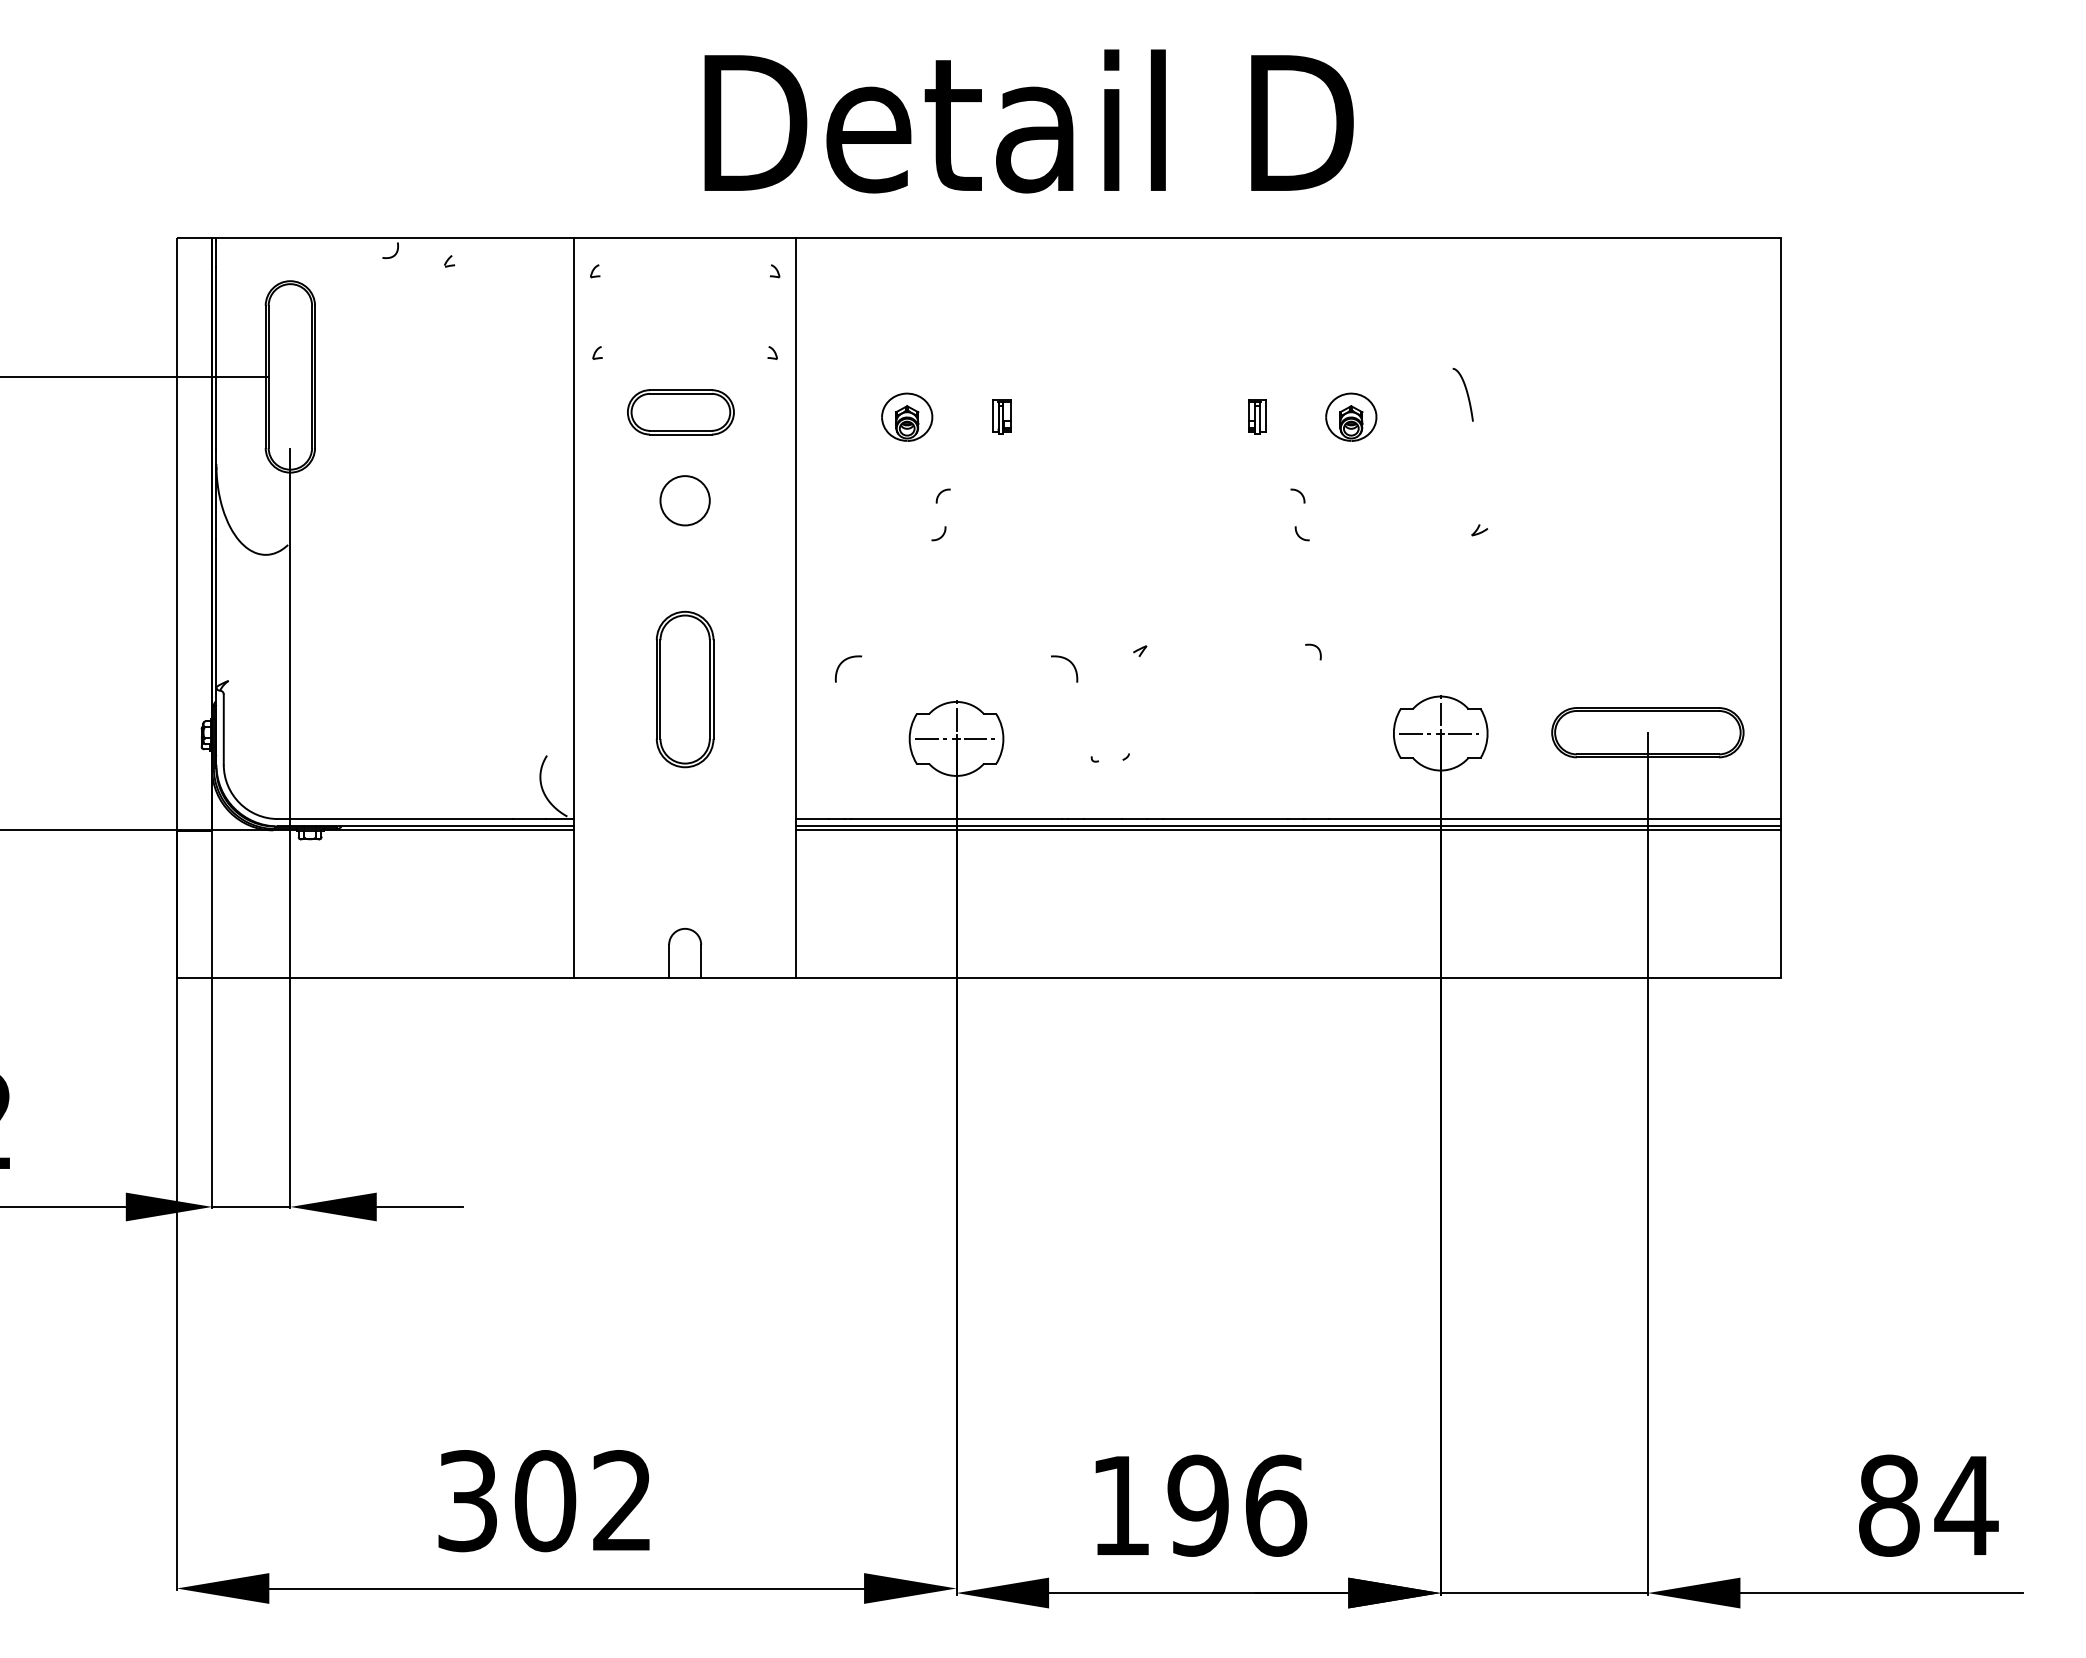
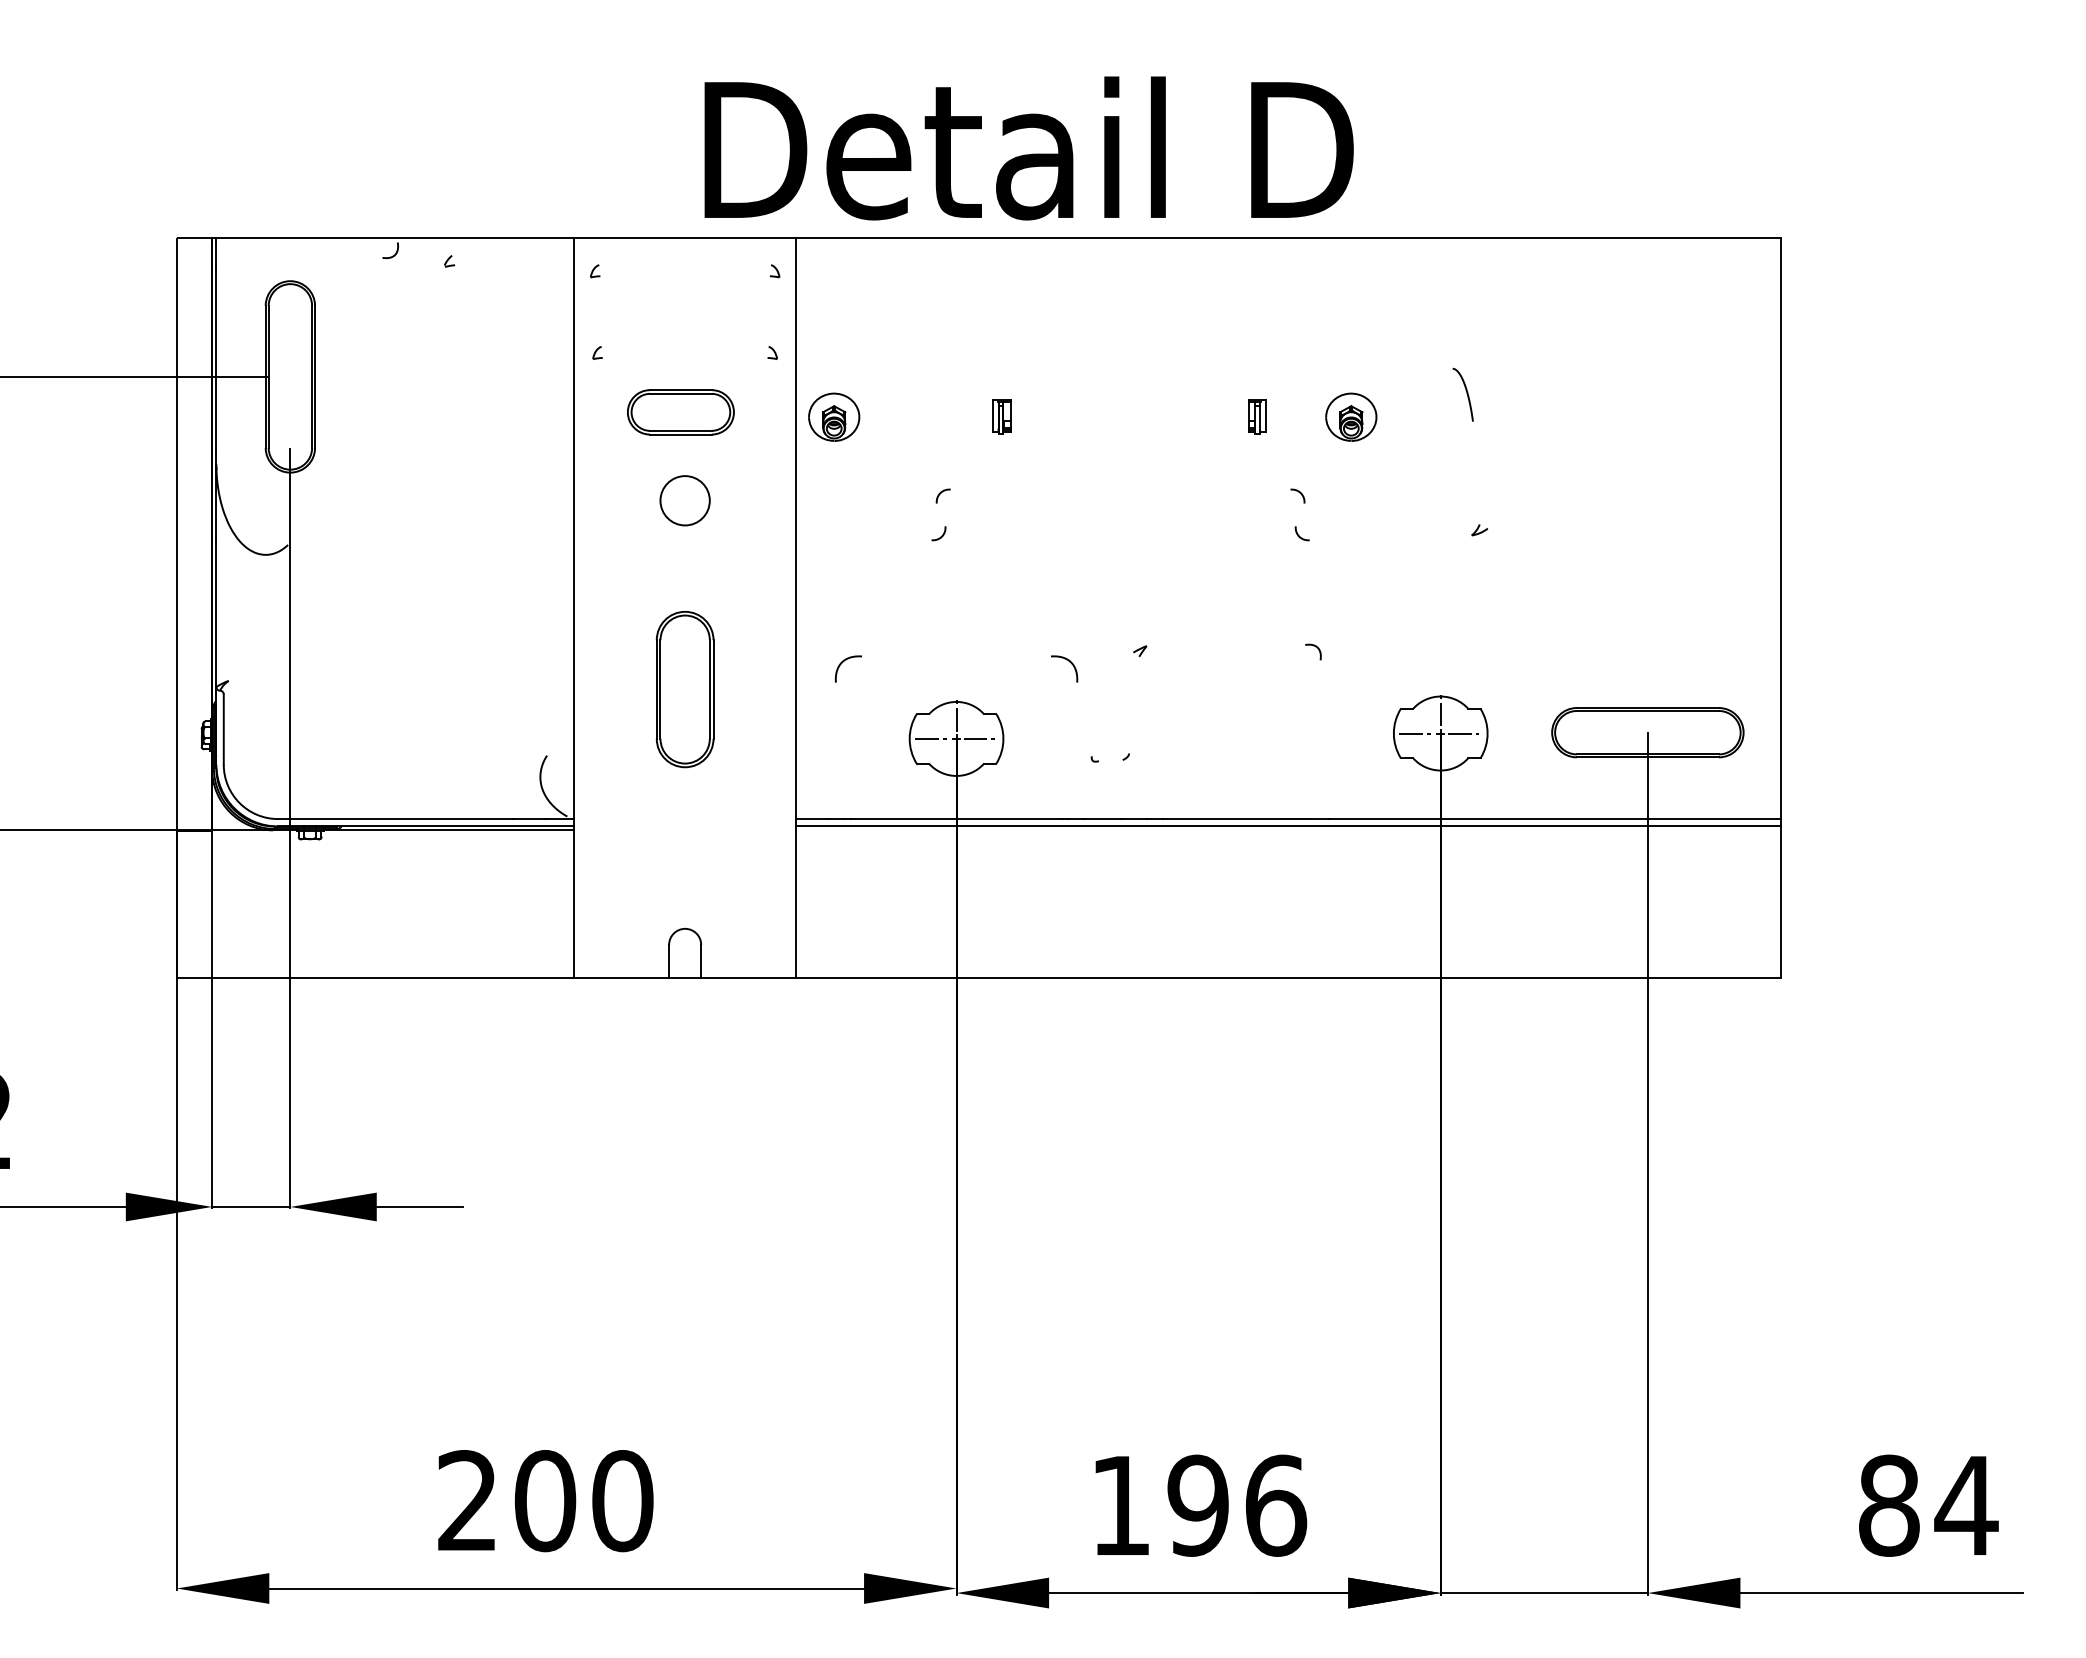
text position: (1028, 121) -> (1028, 148) (1028, 148)
part position: (907, 416) -> (834, 416) (834, 416)
line: present -> none (1288, 830)
text: 302 -> 200 (545, 1501)
